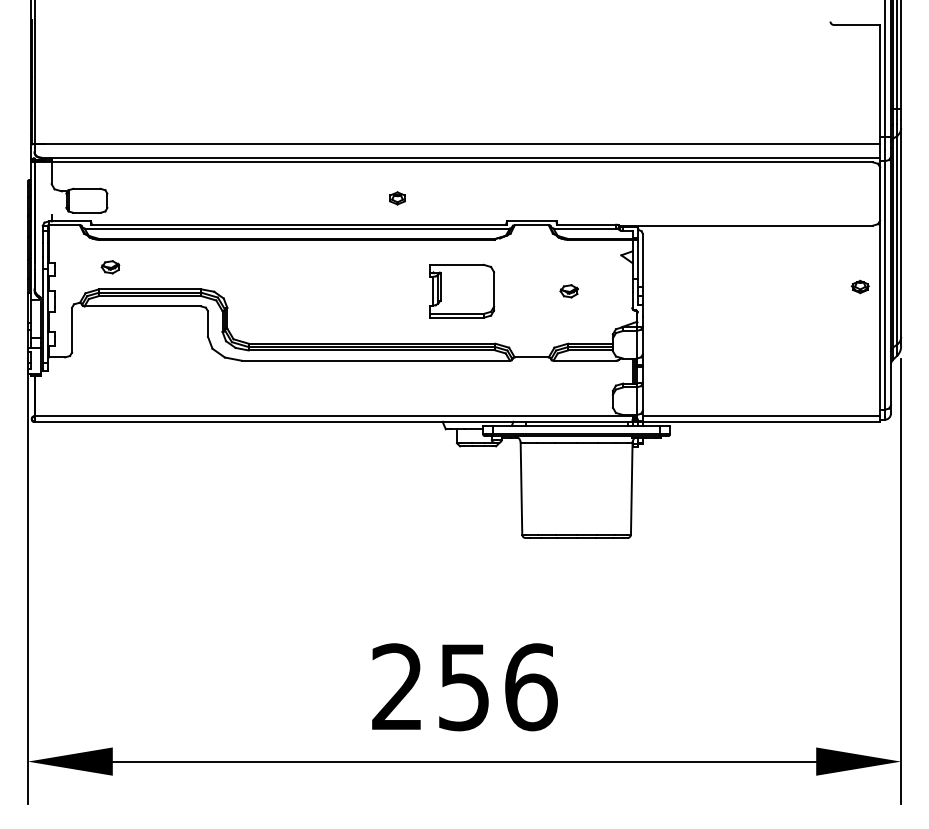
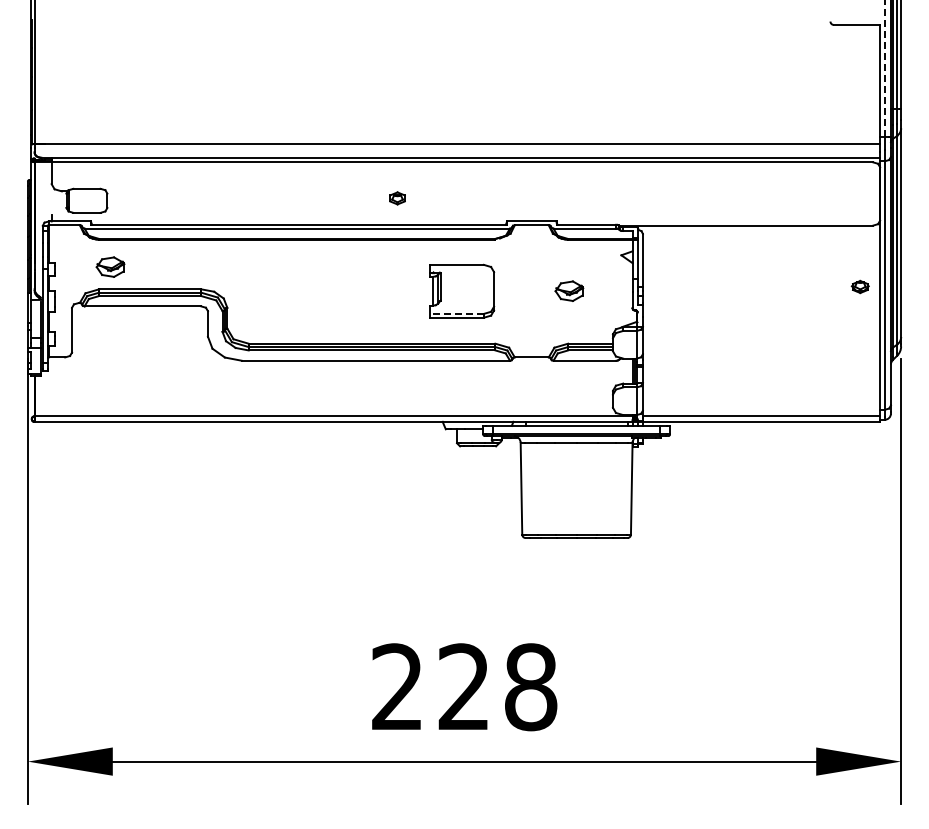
line: solid -> dashed (884, 68)
part size: 21x15 px -> 31x22 px (110, 266)
part size: 20x15 px -> 31x22 px (569, 290)
line: solid -> dashed (456, 313)
text: 256 -> 228 (497, 687)
